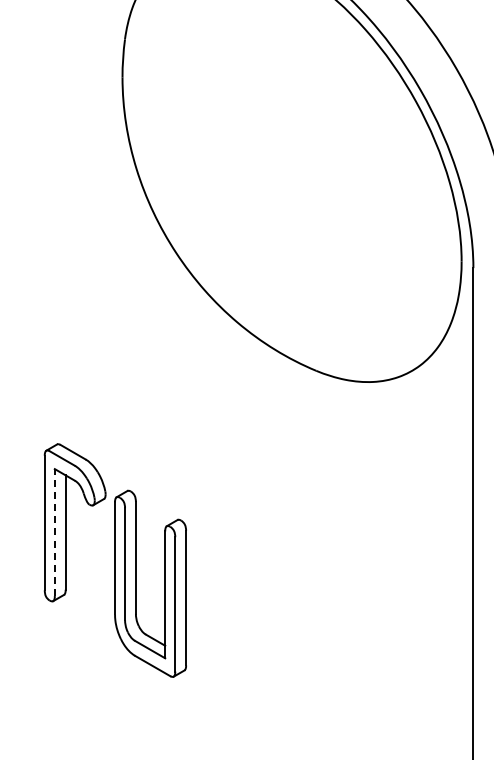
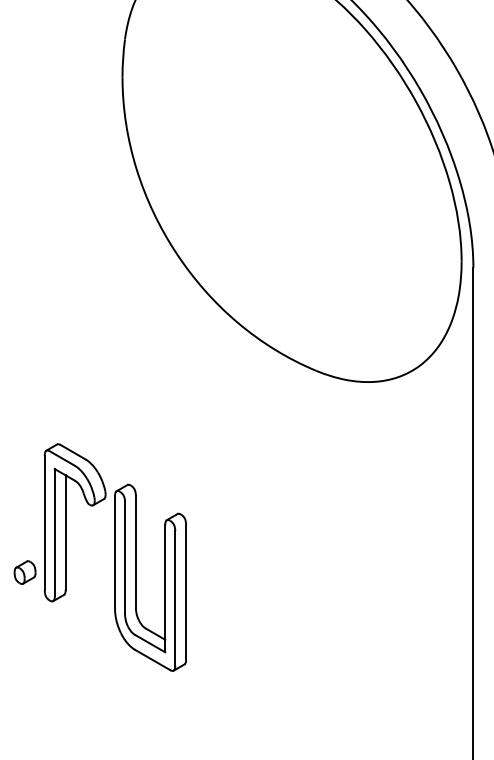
line: dashed -> solid (54, 532)
part: none -> present (24, 572)
part position: (136, 583) -> (136, 577) (136, 577)
